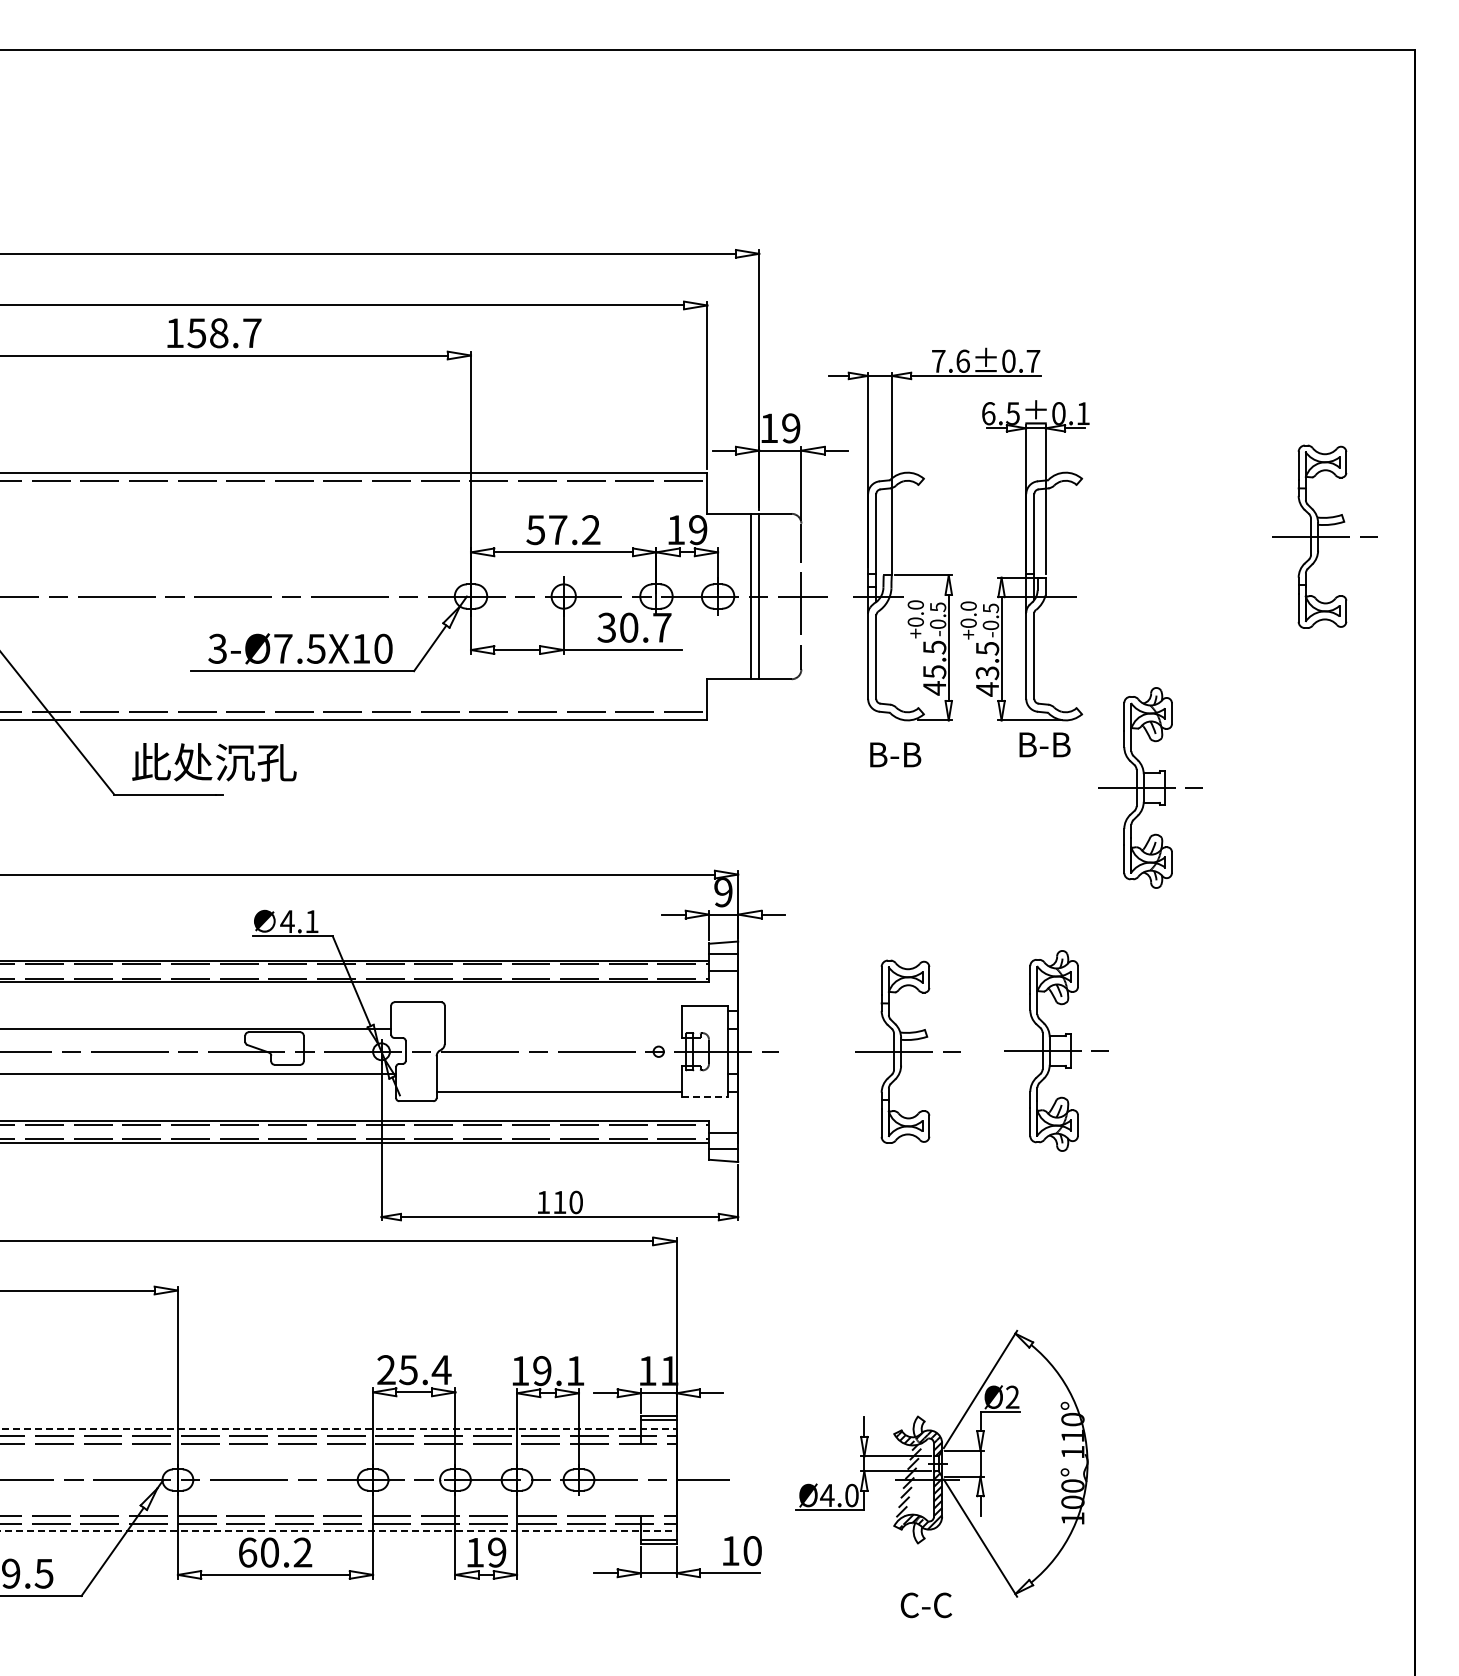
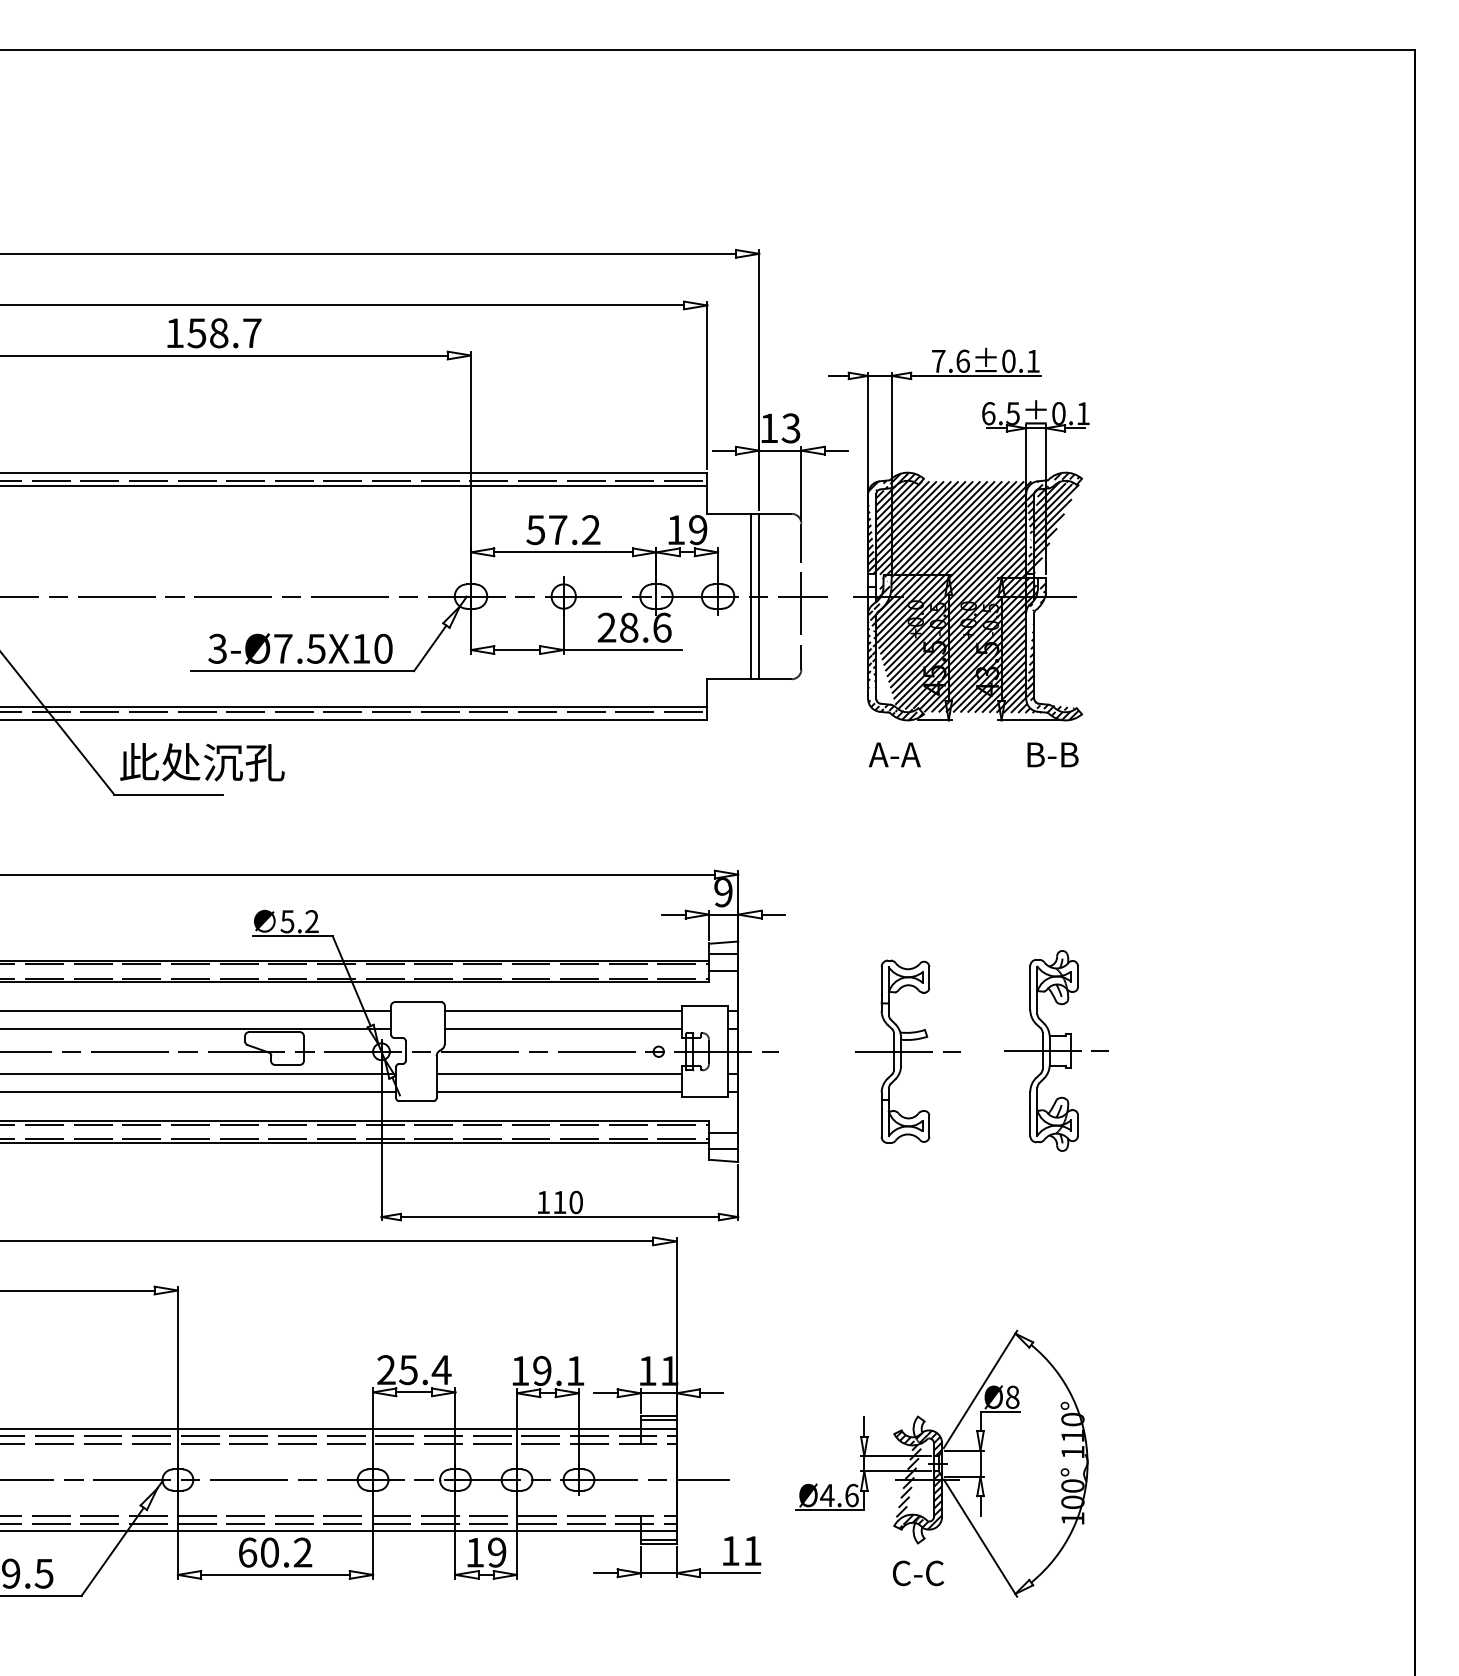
text: 7.6±0.7 -> 7.6±0.1 (1033, 361)
text: 19 -> 13 (790, 428)
line: none -> present (354, 486)
part: present -> none (1324, 536)
hatch: none -> present (973, 596)
text: 30.7 -> 28.6 (634, 627)
line: none -> present (354, 706)
text position: (1044, 744) -> (1052, 754) (1052, 754)
text: B-B -> A-A (894, 754)
text position: (214, 762) -> (202, 762) (202, 762)
part: present -> none (1150, 787)
text: 4.1 -> 5.2 (299, 921)
line: none -> present (196, 1011)
line: none -> present (563, 1011)
line: none -> present (563, 1029)
line: none -> present (559, 1074)
line: none -> present (199, 1092)
line: dashed -> solid (705, 1097)
text: Ø2 -> Ø8 (1012, 1396)
line: dashed -> solid (338, 1429)
text: Ø4.0 -> Ø4.6 (851, 1495)
line: dashed -> solid (338, 1530)
text: 10 -> 11 (752, 1551)
text position: (926, 1605) -> (918, 1573) (918, 1573)
